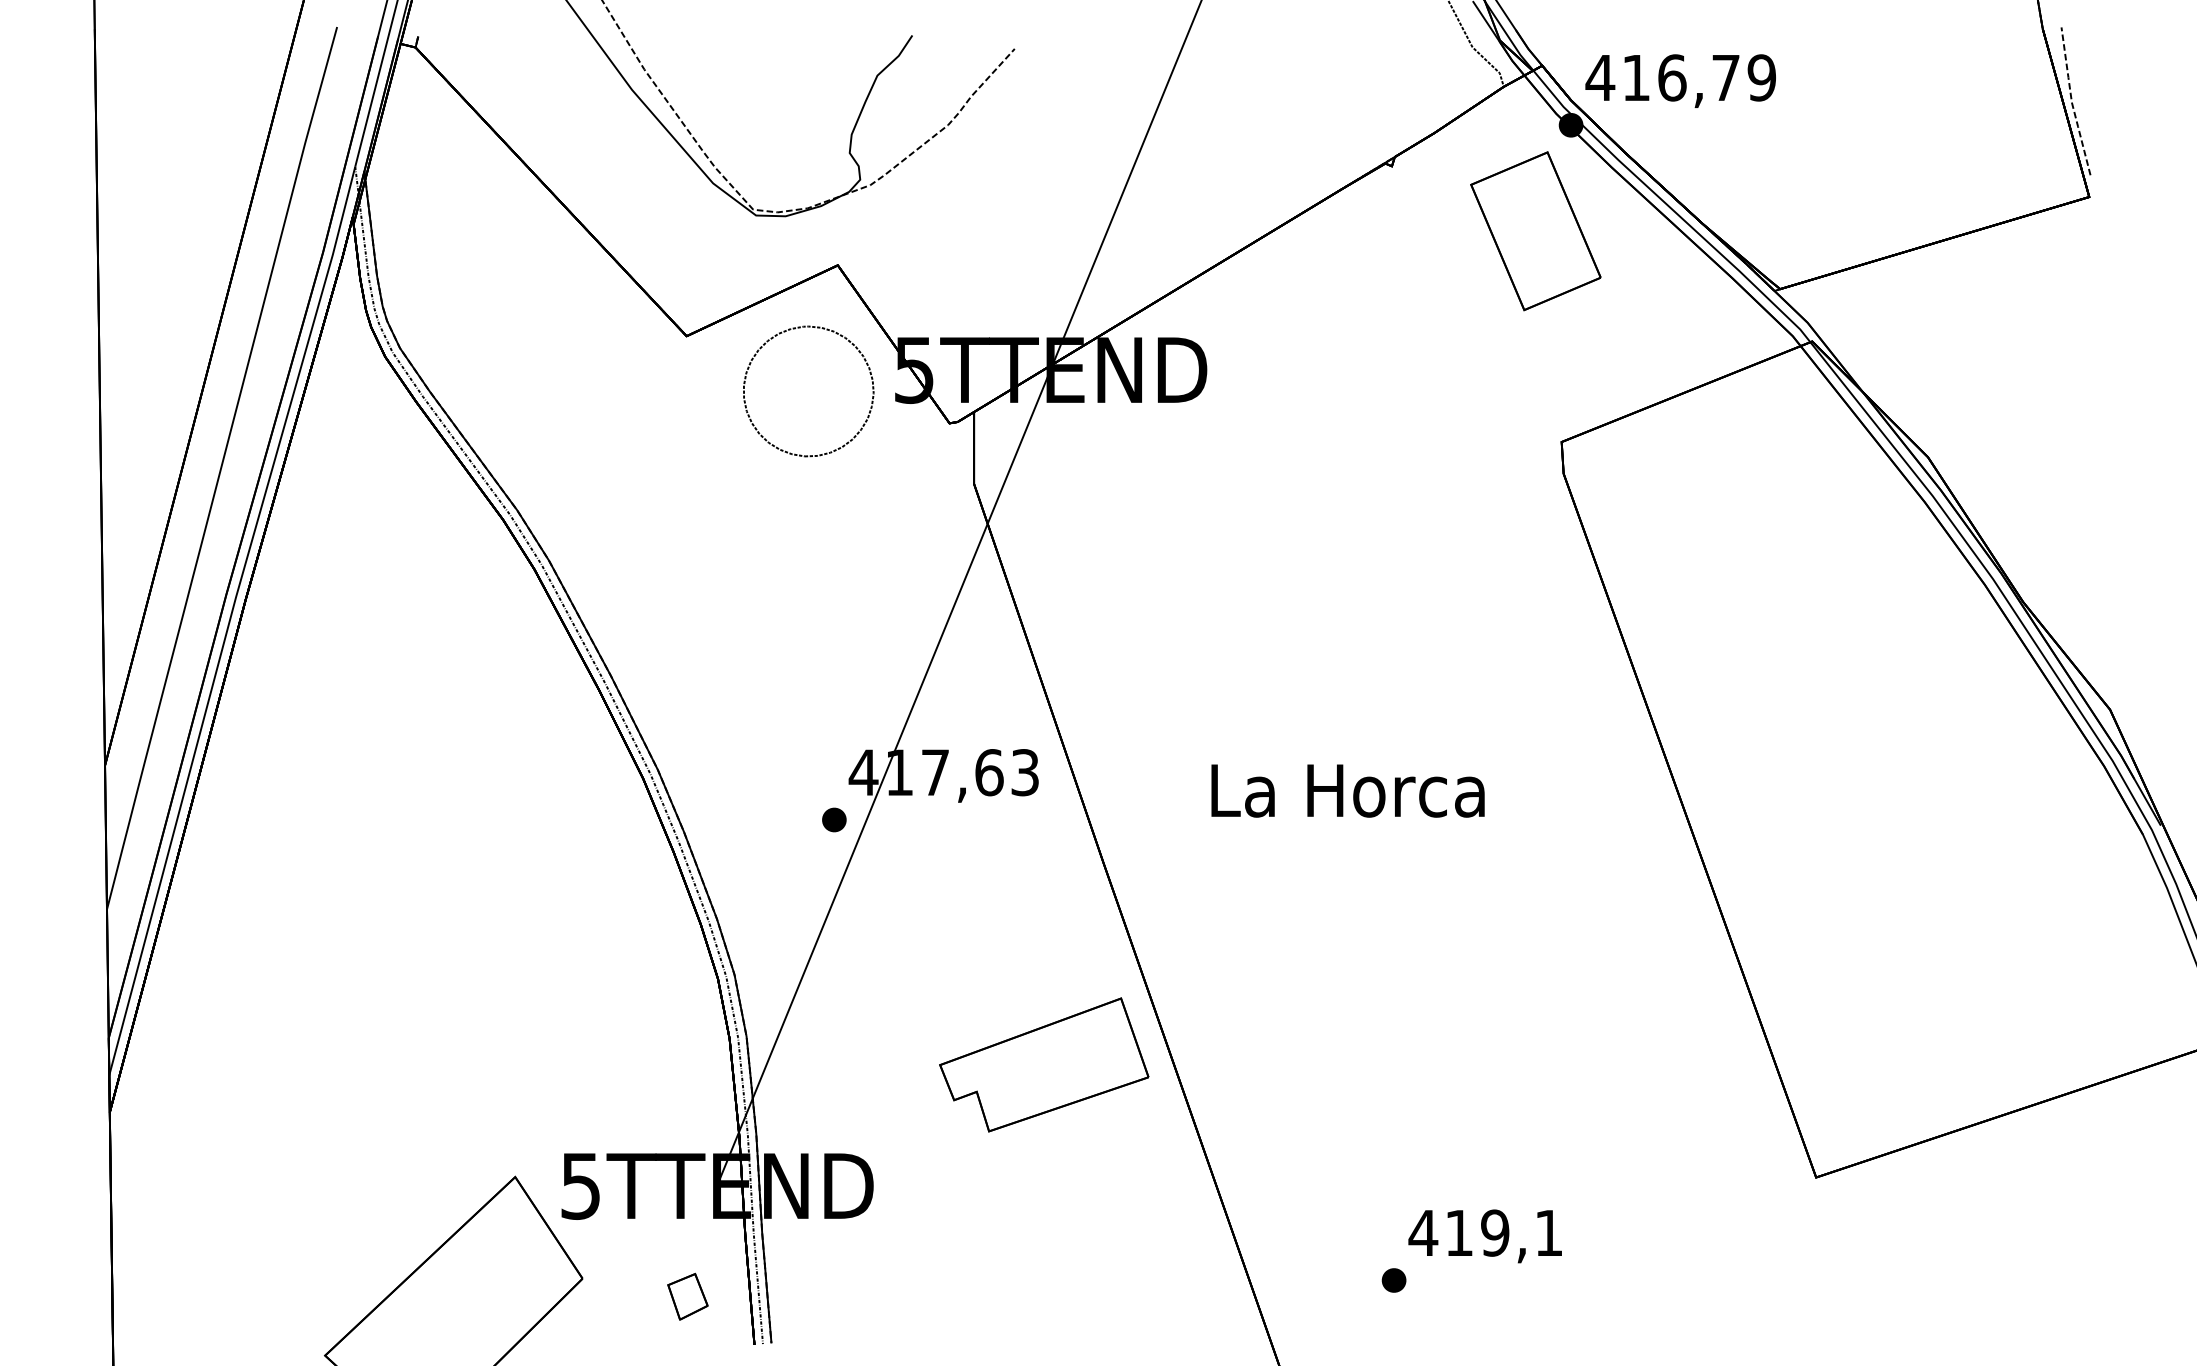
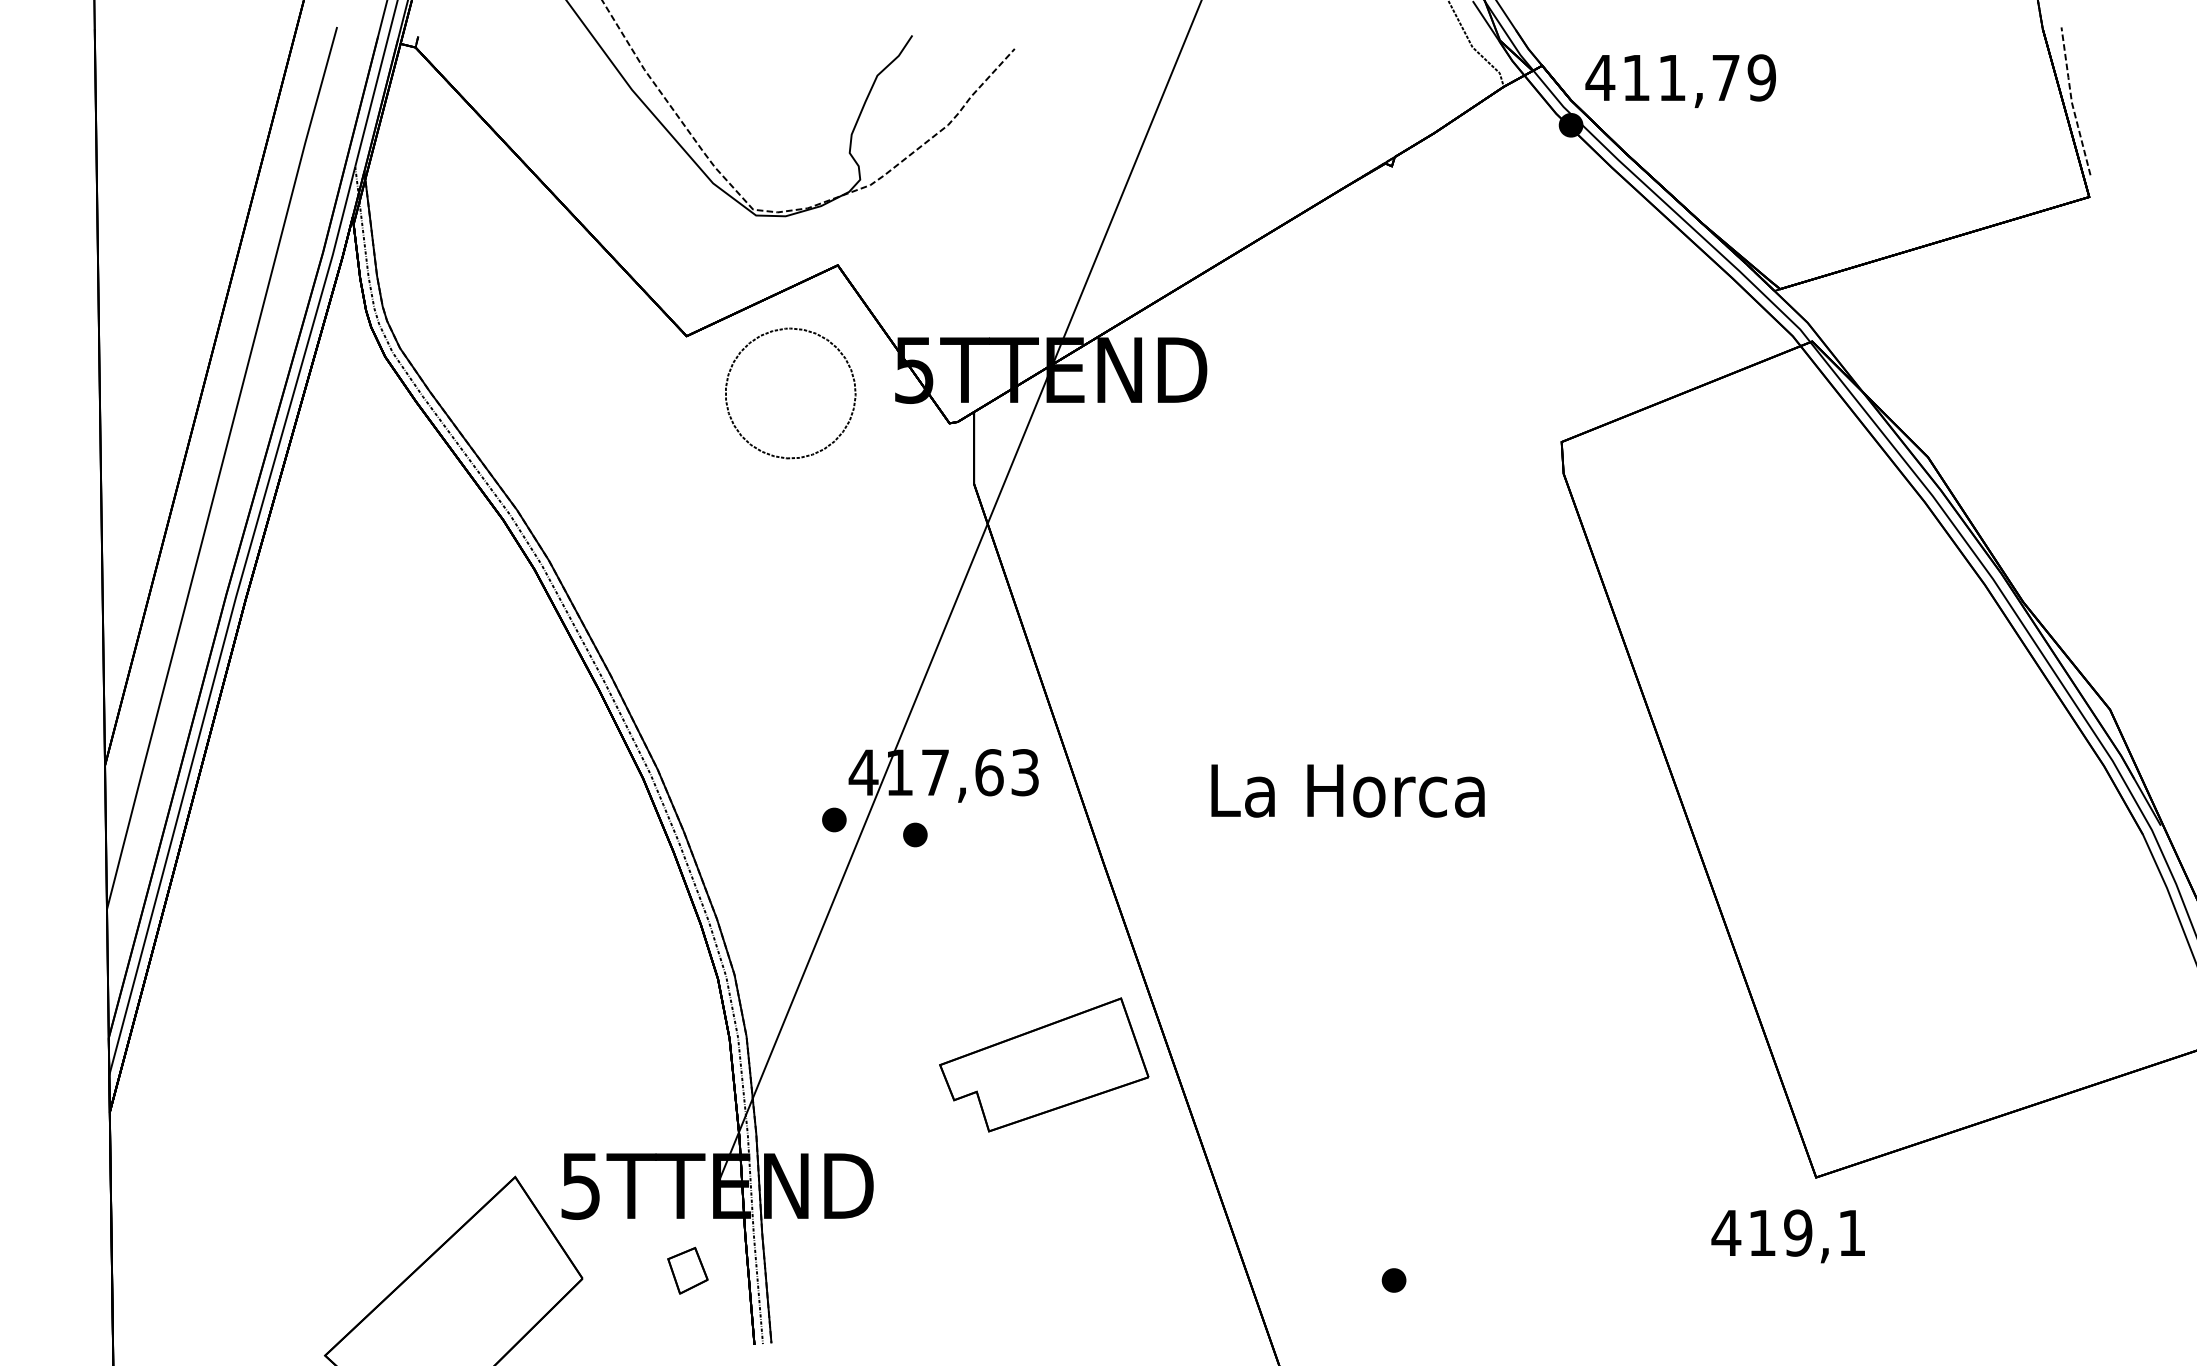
text: 416,79 -> 411,79 (1672, 77)
part: present -> none (1535, 231)
part position: (756, 355) -> (738, 357) (738, 357)
part: none -> present (915, 834)
text position: (1484, 1236) -> (1787, 1236) (1787, 1236)
part position: (687, 1296) -> (687, 1270) (687, 1270)
